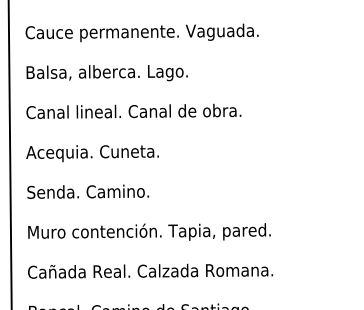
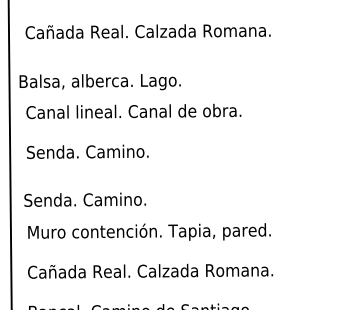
text: Cauce permanente. Vaguada. -> Cañada Real. Calzada Romana. (158, 32)
text position: (106, 73) -> (99, 82) (99, 82)
text: Acequia. Cuneta. -> Senda. Camino. (92, 153)
text position: (87, 191) -> (84, 199) (84, 199)
